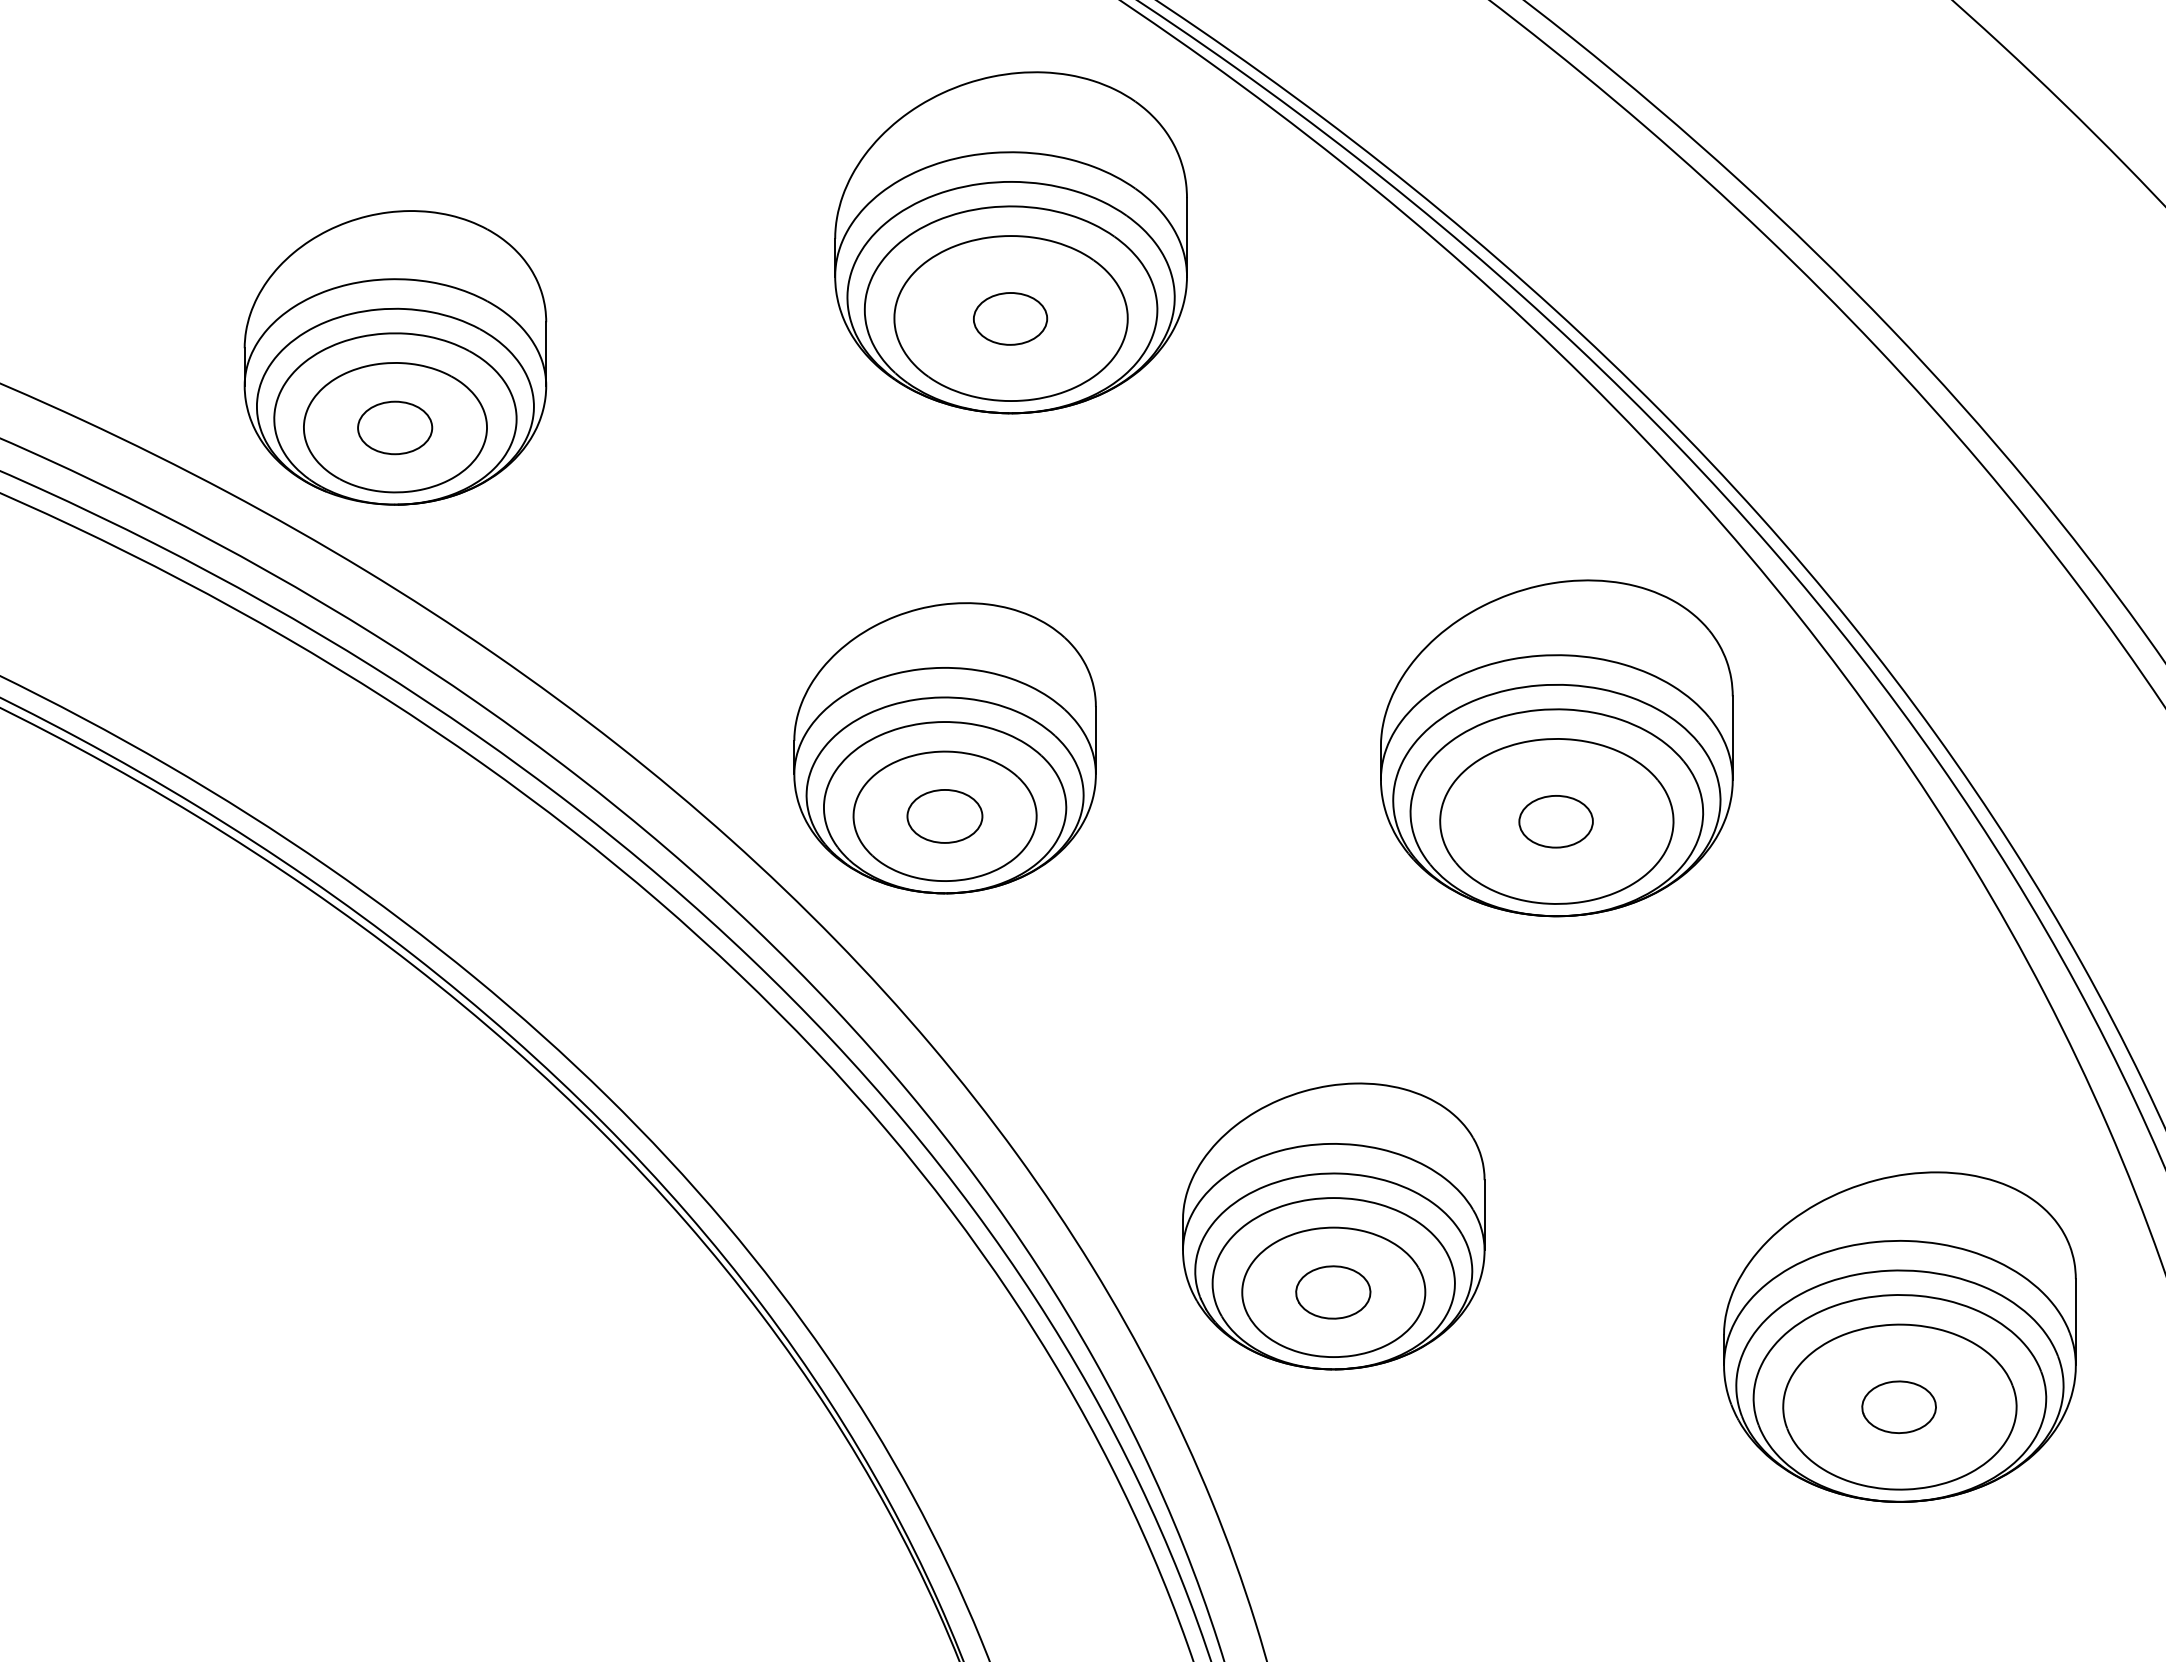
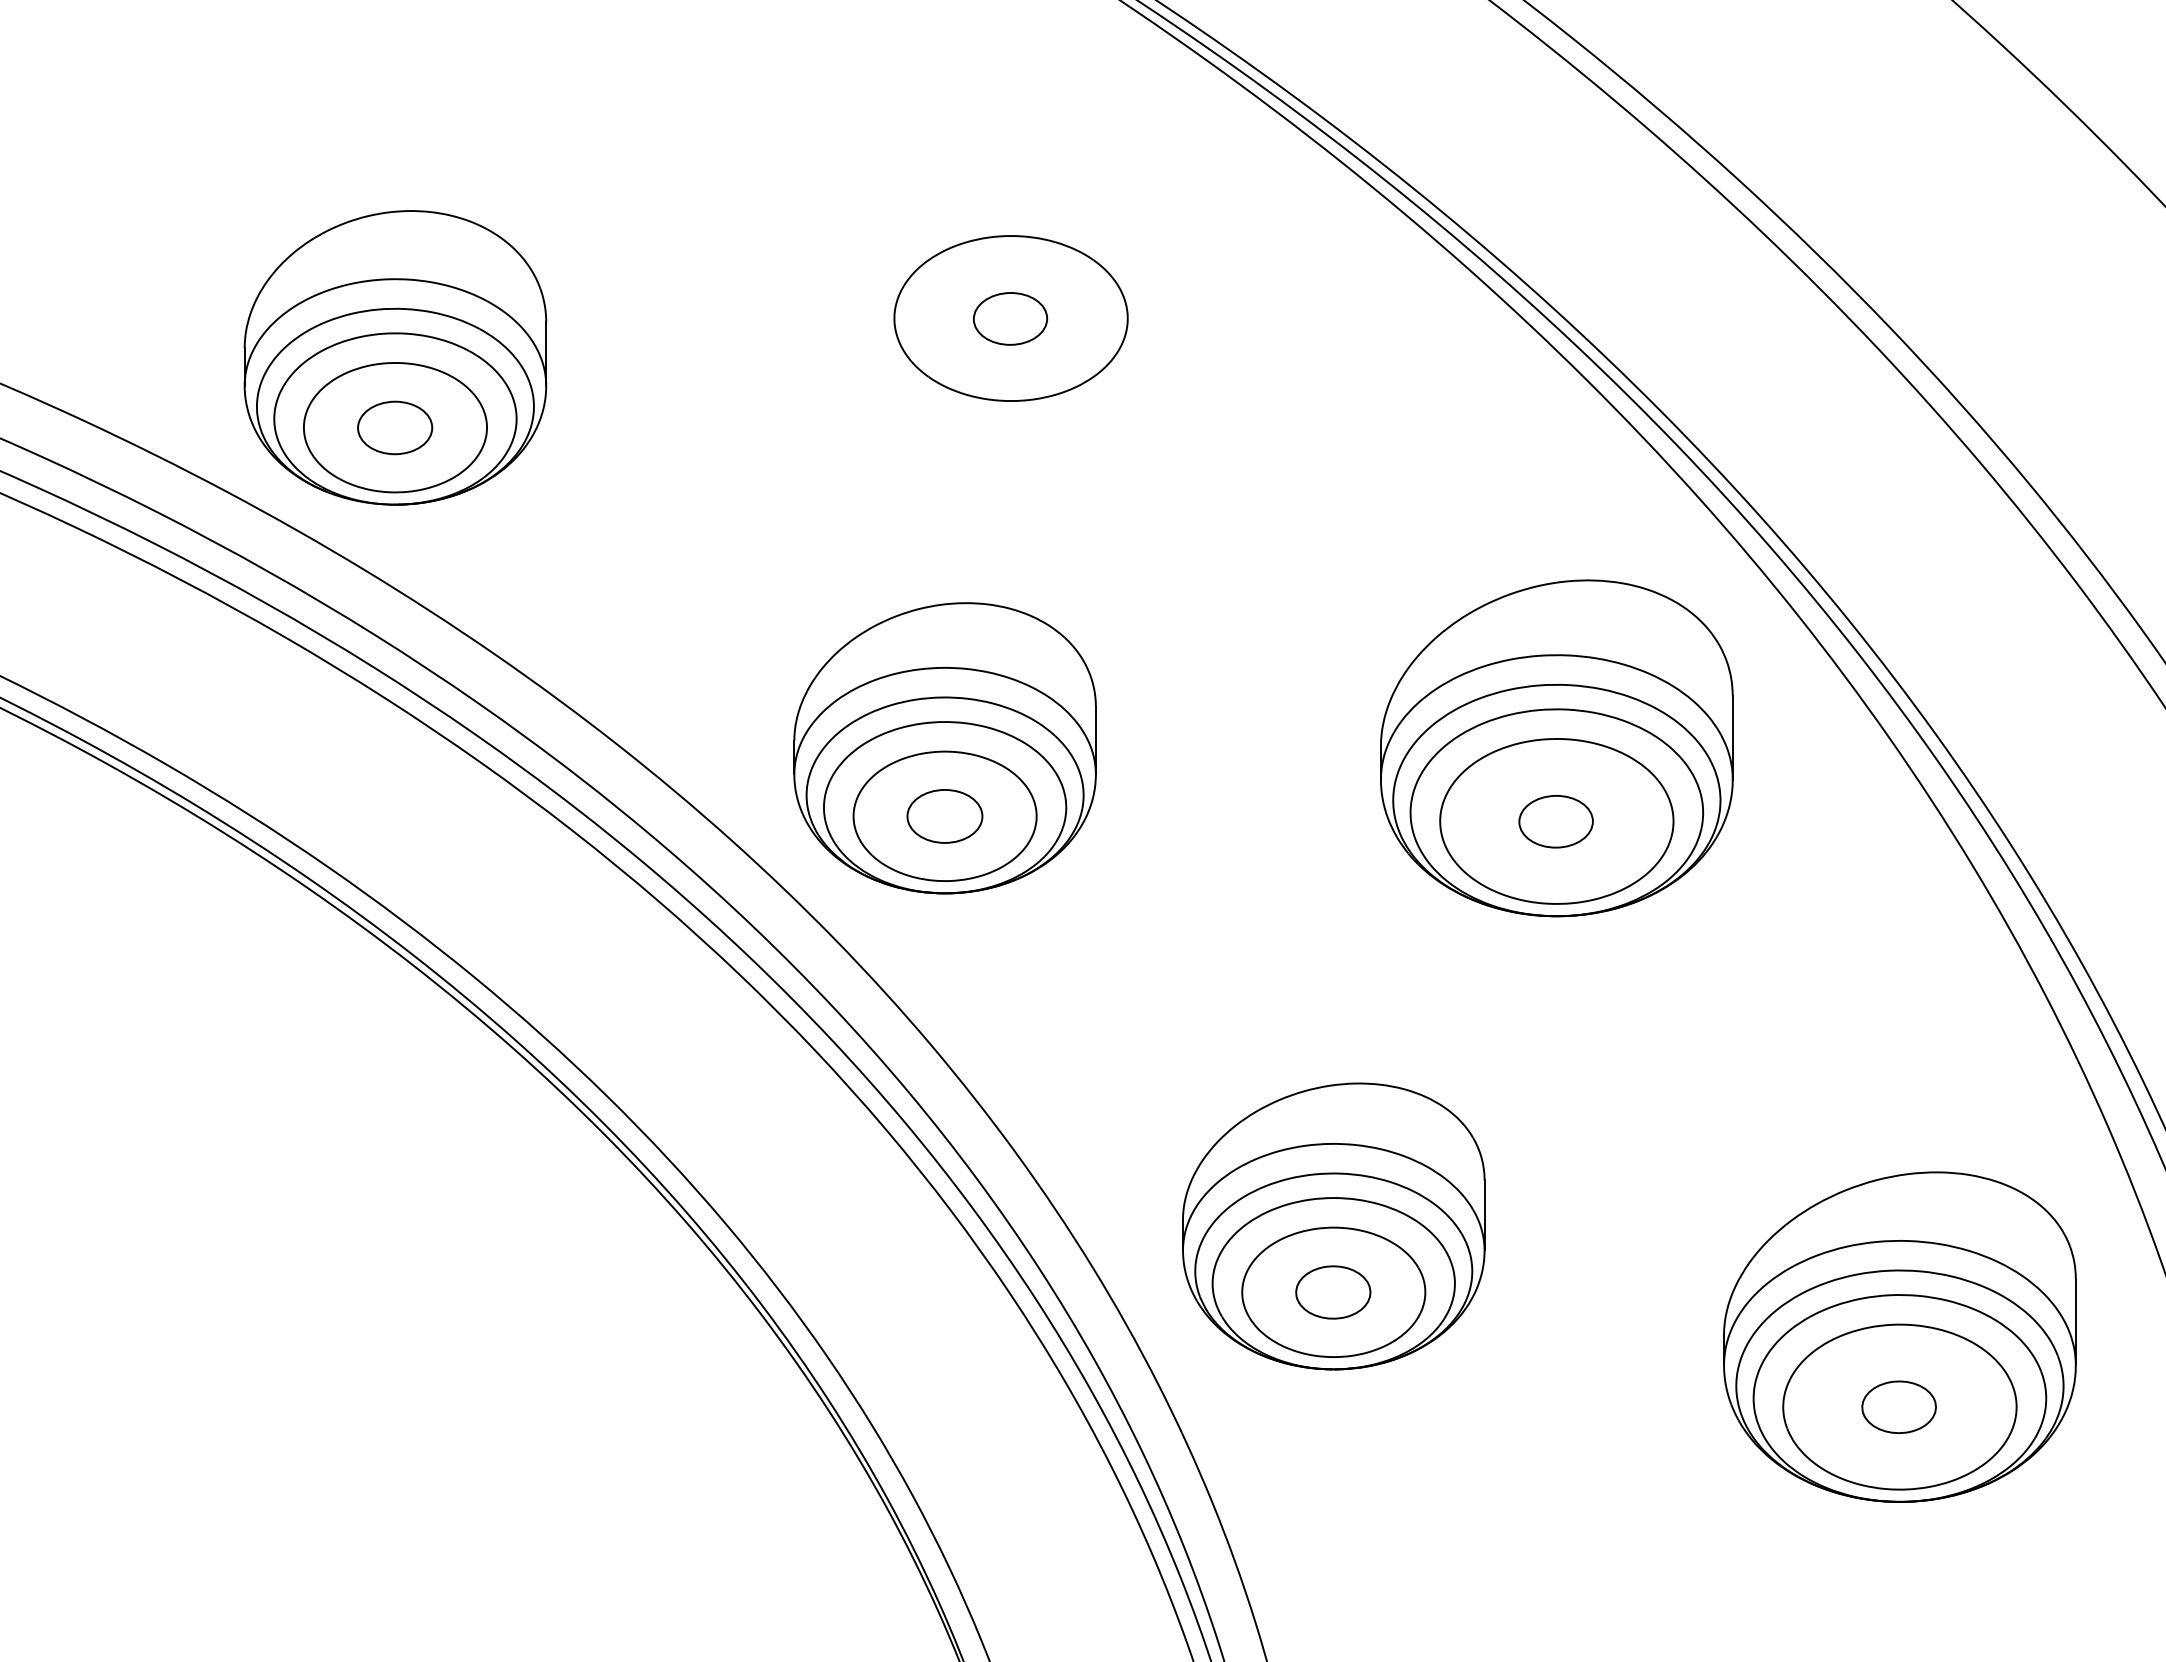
part: present -> none (1010, 242)
